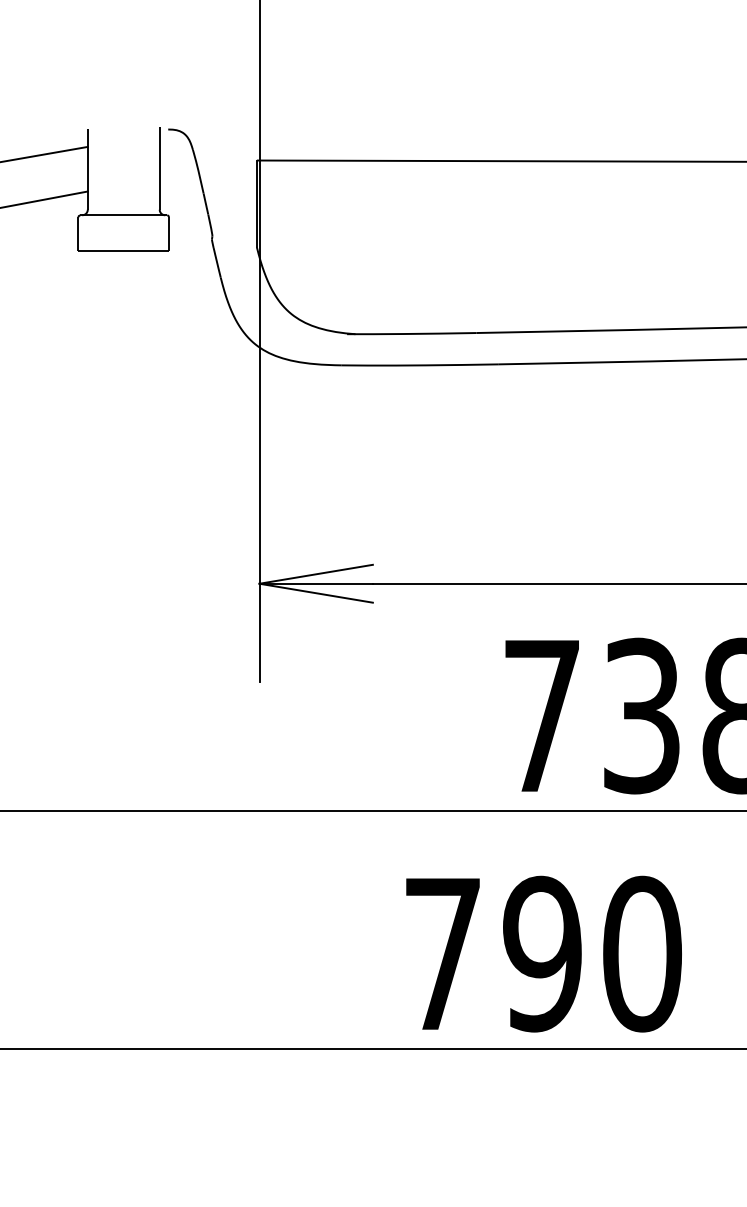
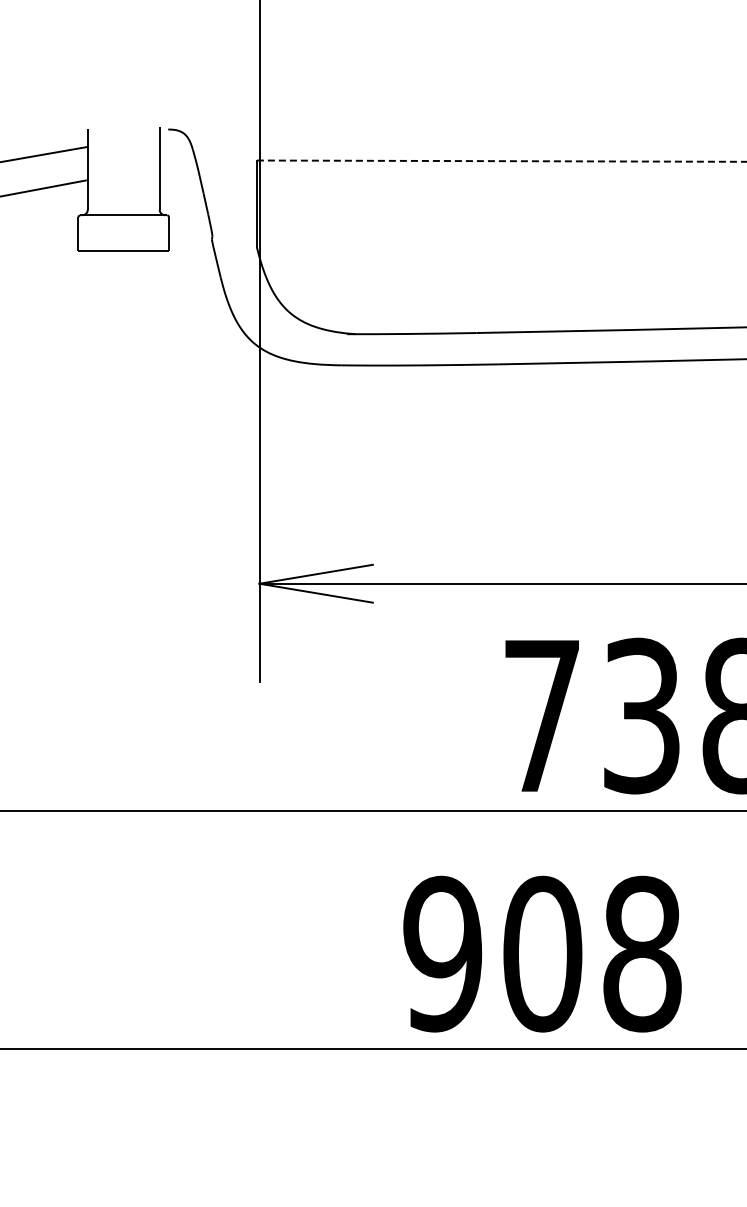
line: solid -> dashed (501, 161)
line position: (44, 199) -> (43, 188) (43, 188)
text: 790 -> 908 (542, 953)
